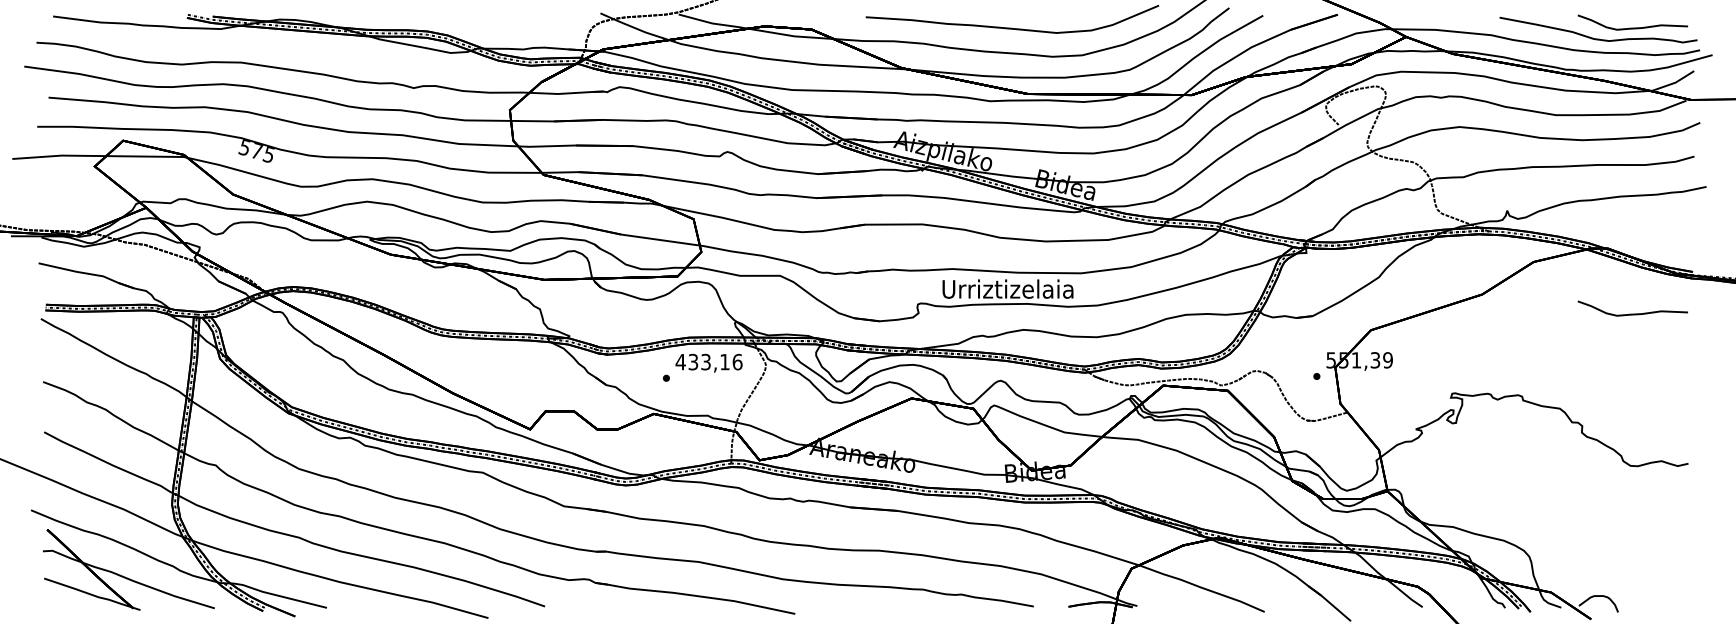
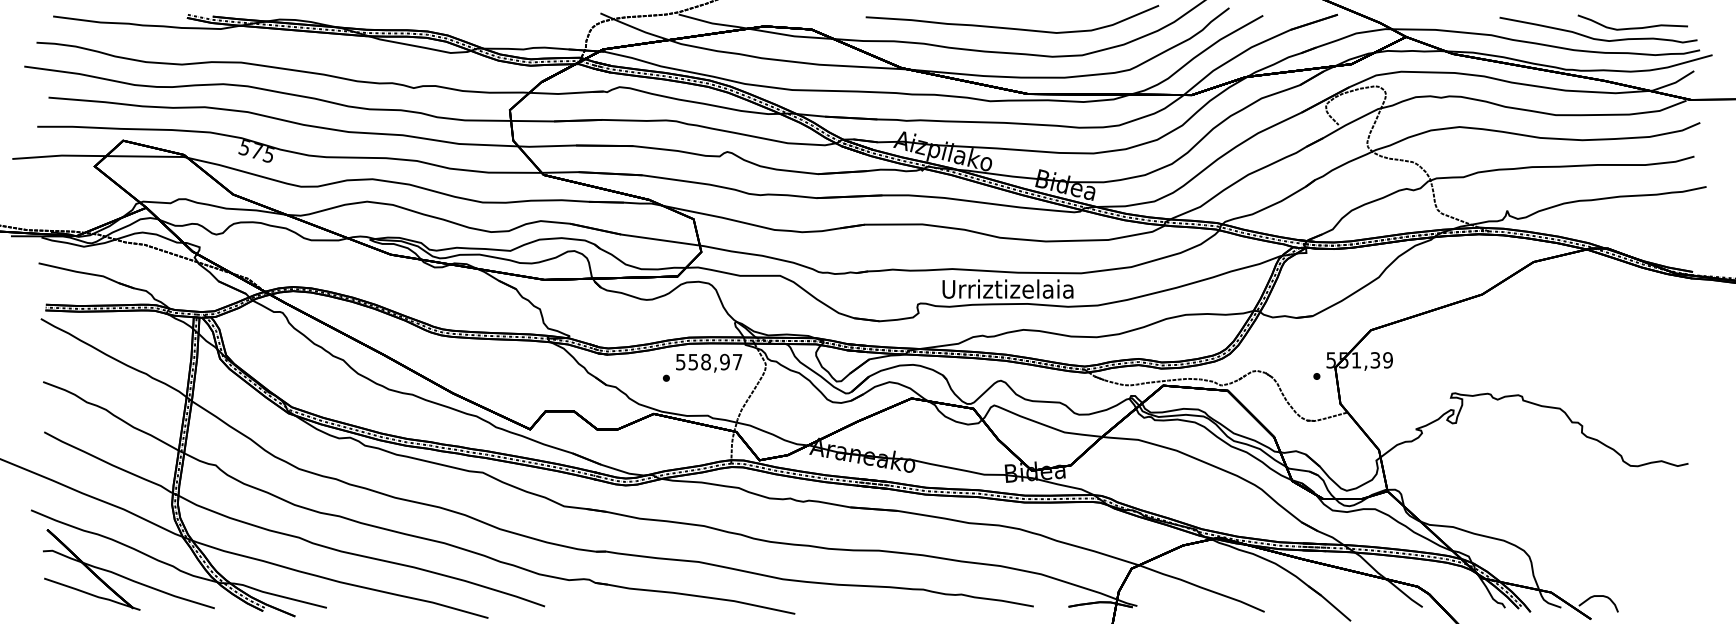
curve: present -> none (1632, 313)
text: 433,16 -> 558,97 (708, 361)
